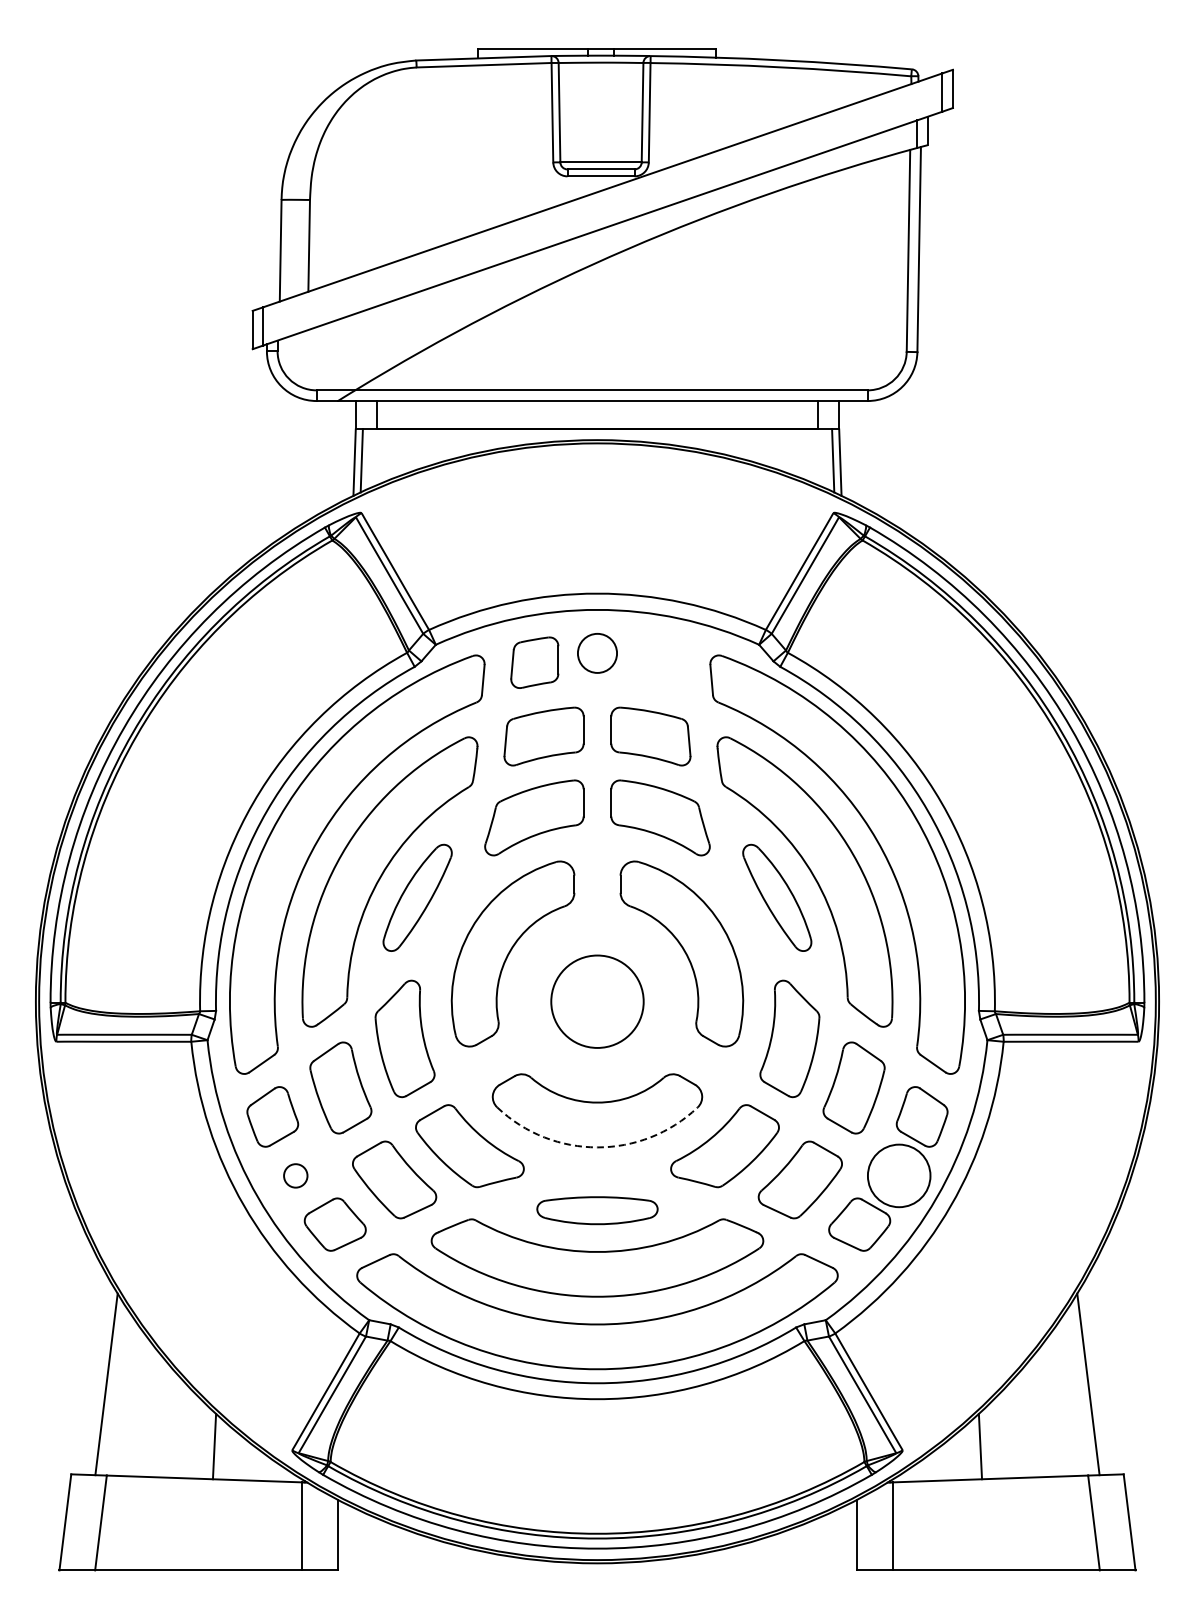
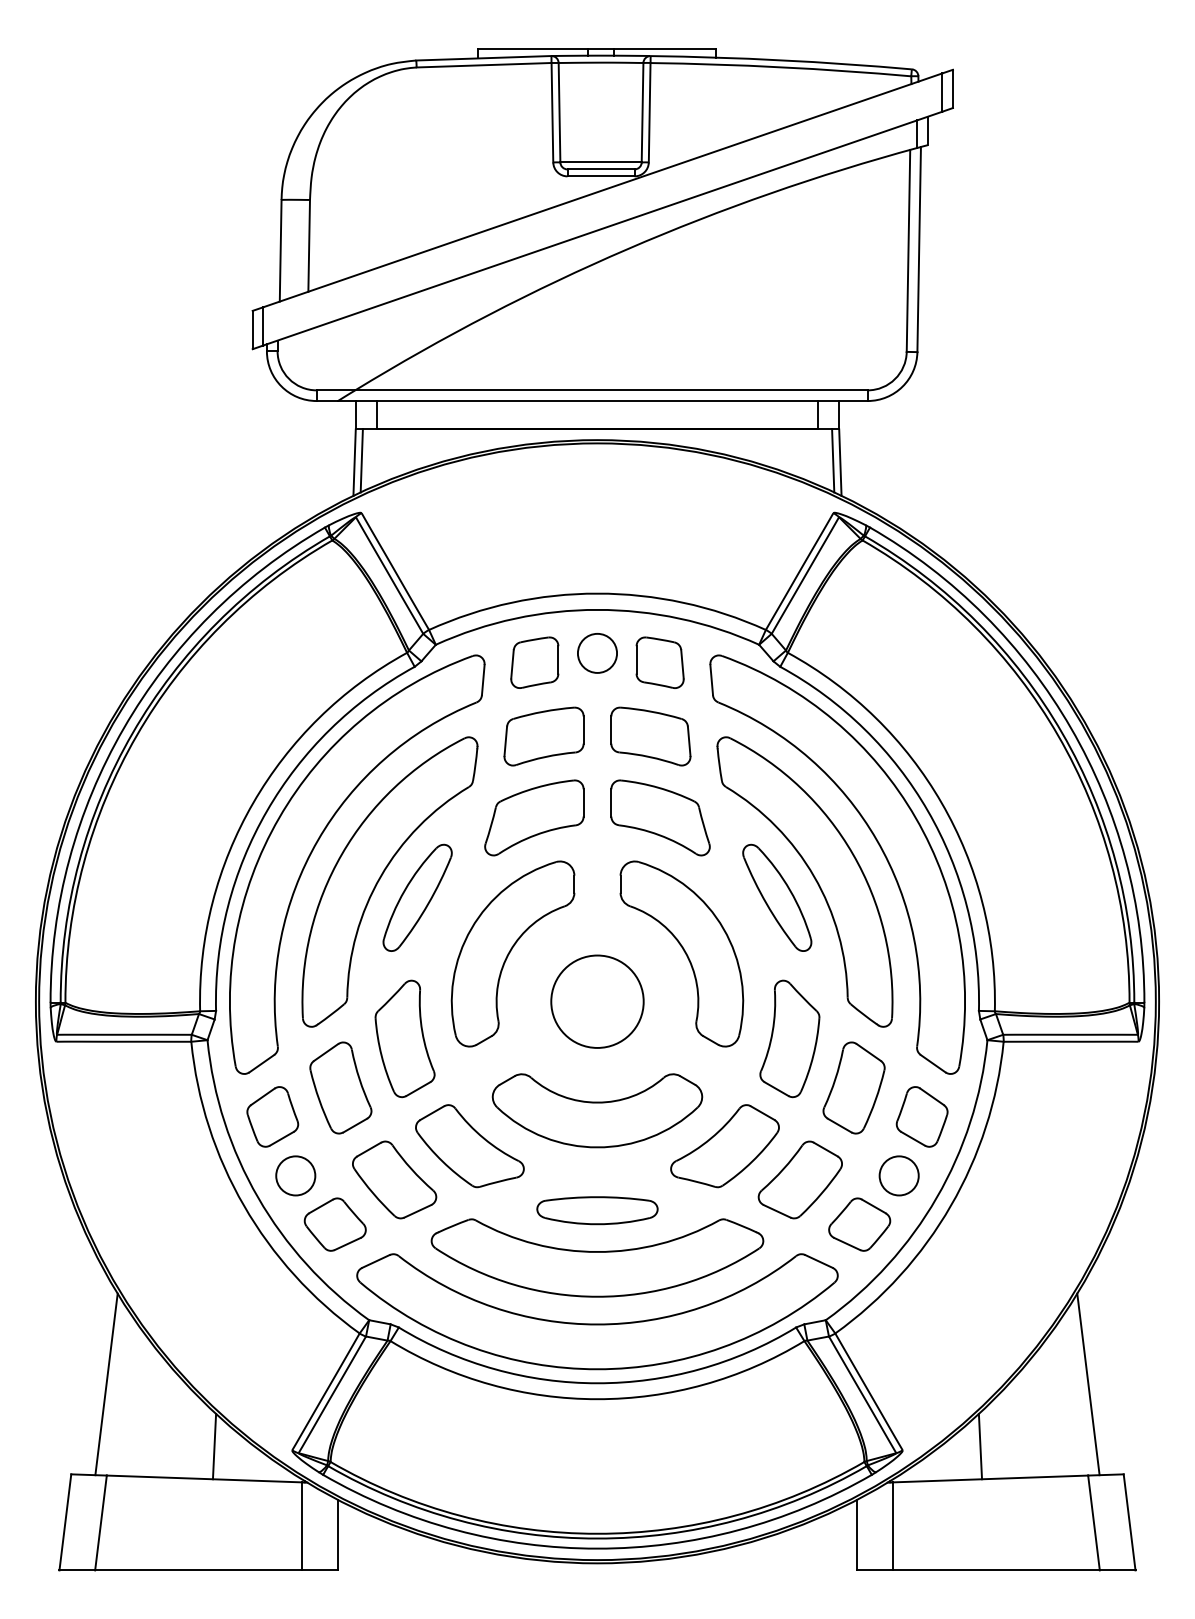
part: none -> present (659, 662)
arc: dashed -> solid (597, 1147)
circle diameter: 23 px -> 39 px (295, 1175)
circle diameter: 63 px -> 39 px (898, 1175)
